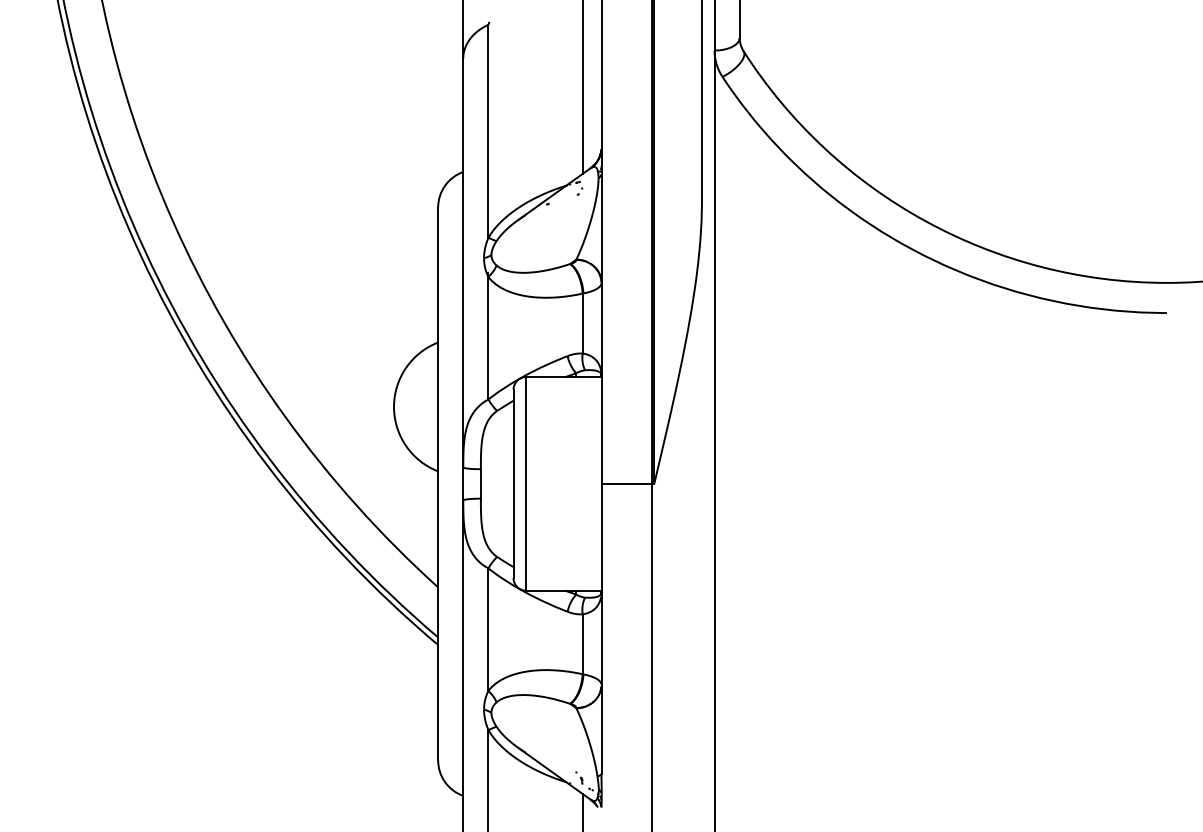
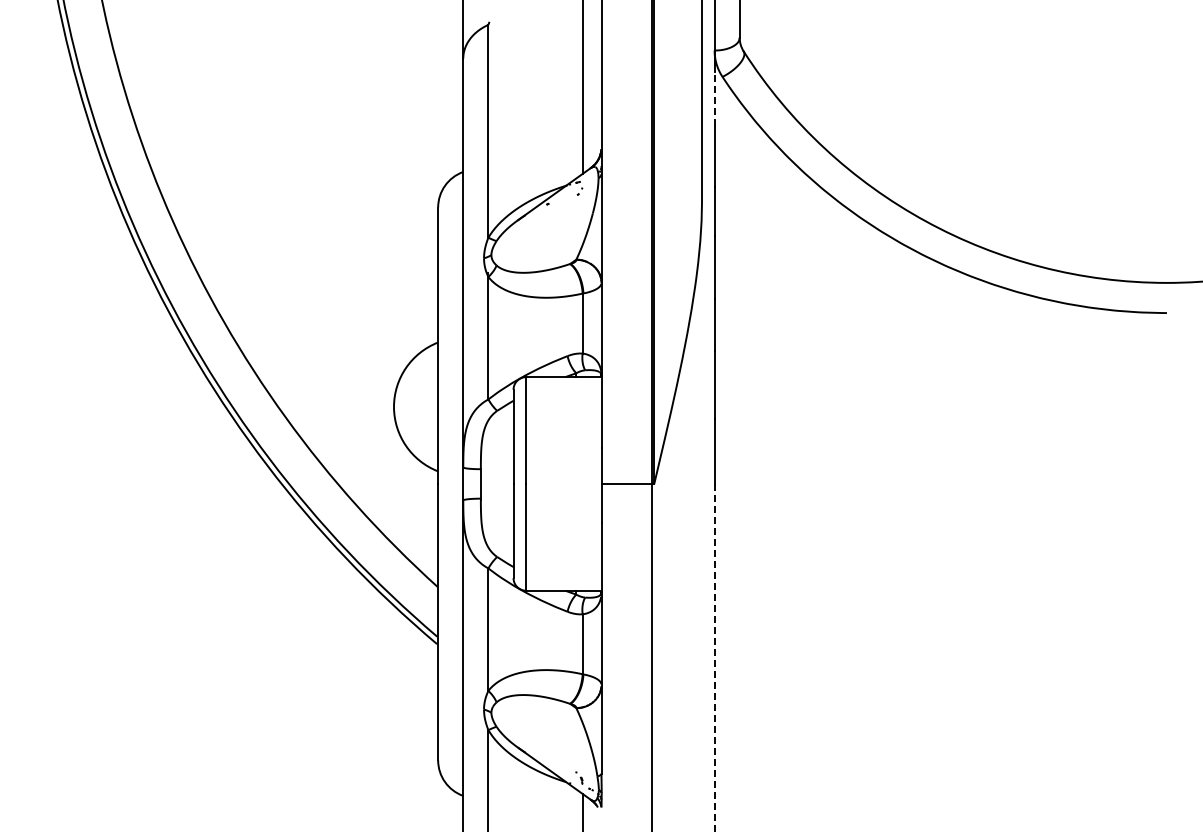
line: solid -> dashed (714, 98)
line: solid -> dashed (714, 657)
